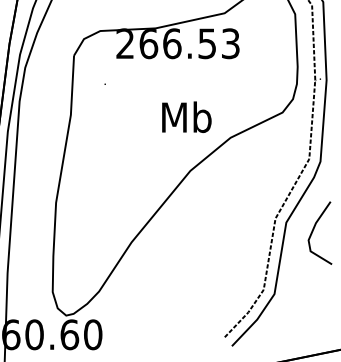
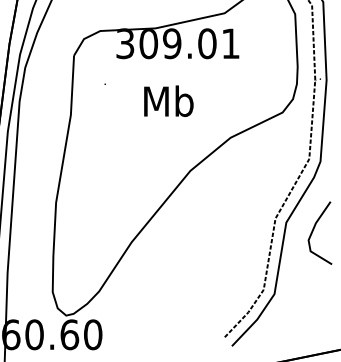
text: 266.53 -> 309.01 (177, 43)
text position: (186, 116) -> (168, 100) (168, 100)
